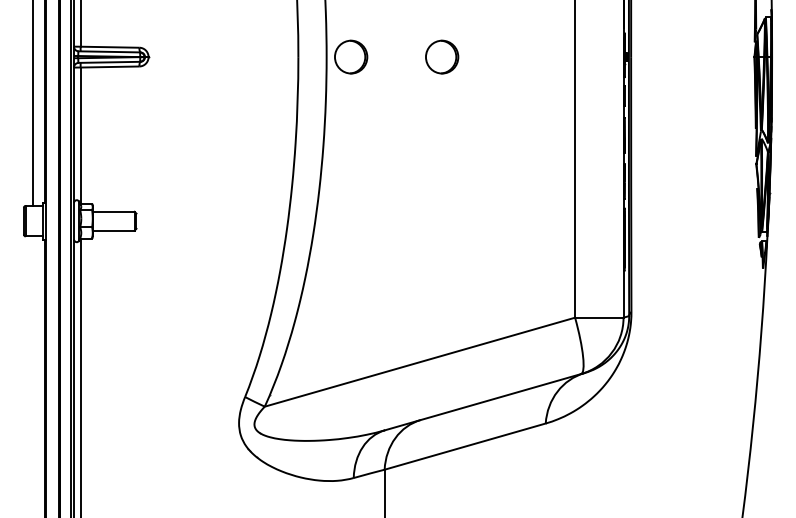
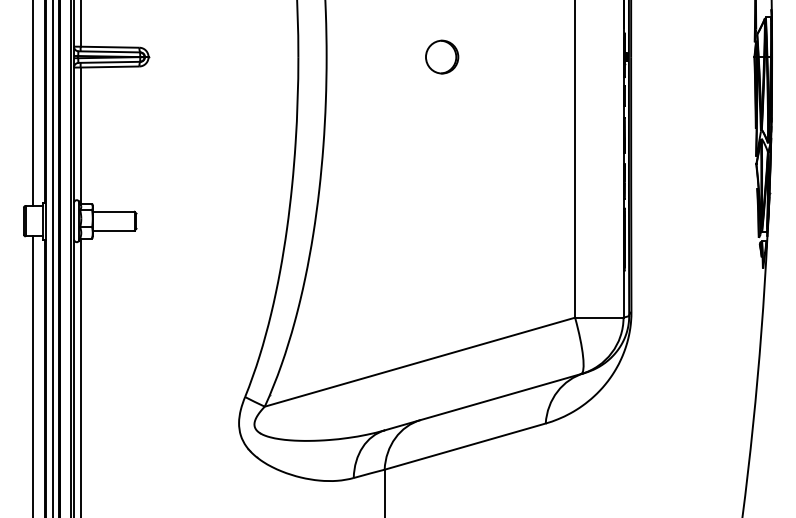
part: present -> none (351, 56)
line: none -> present (52, 258)
line: none -> present (33, 375)
